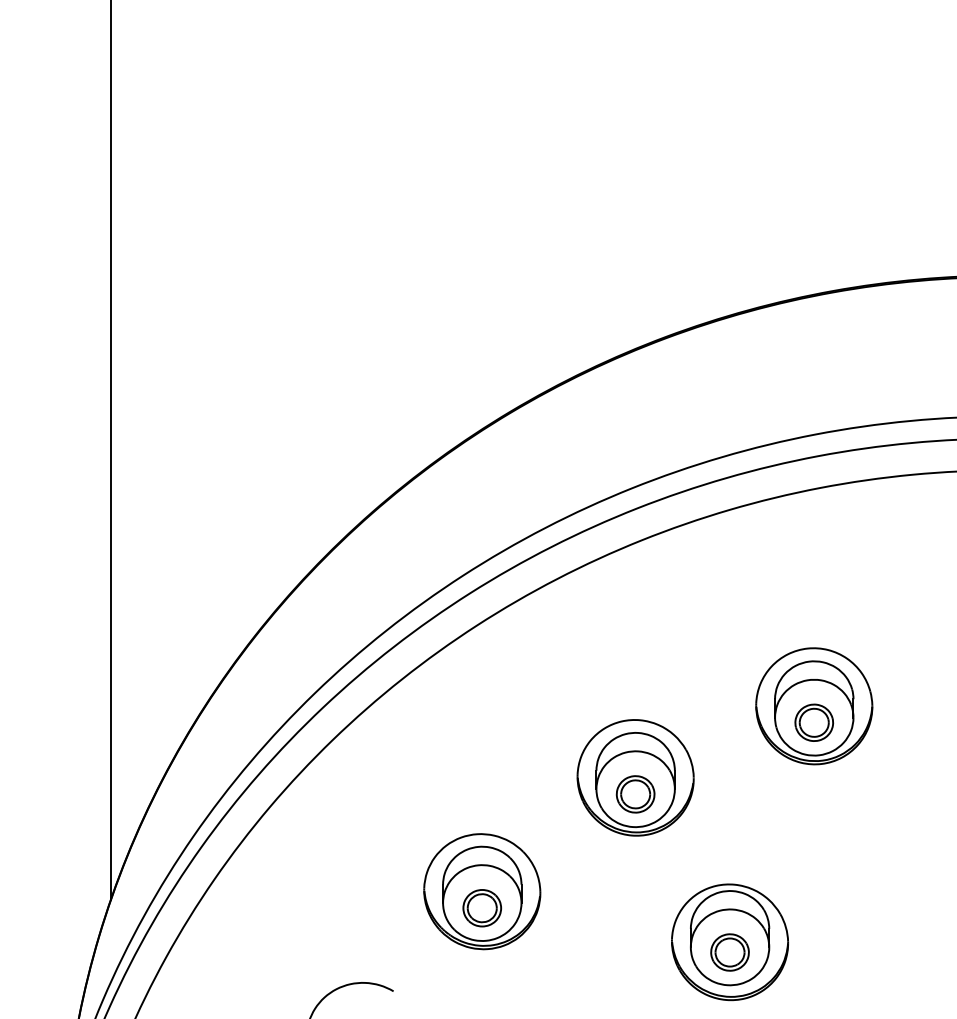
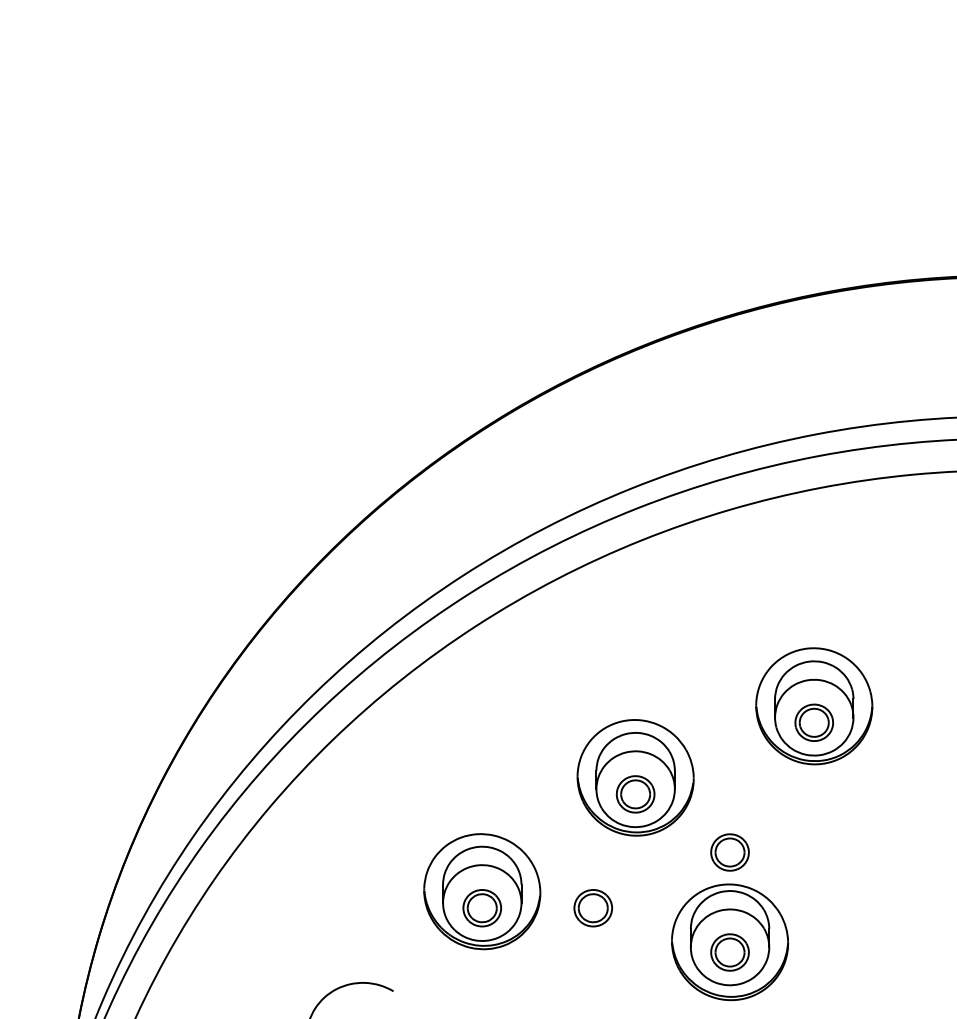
line: present -> none (110, 451)
part: none -> present (729, 852)
part: none -> present (593, 908)
